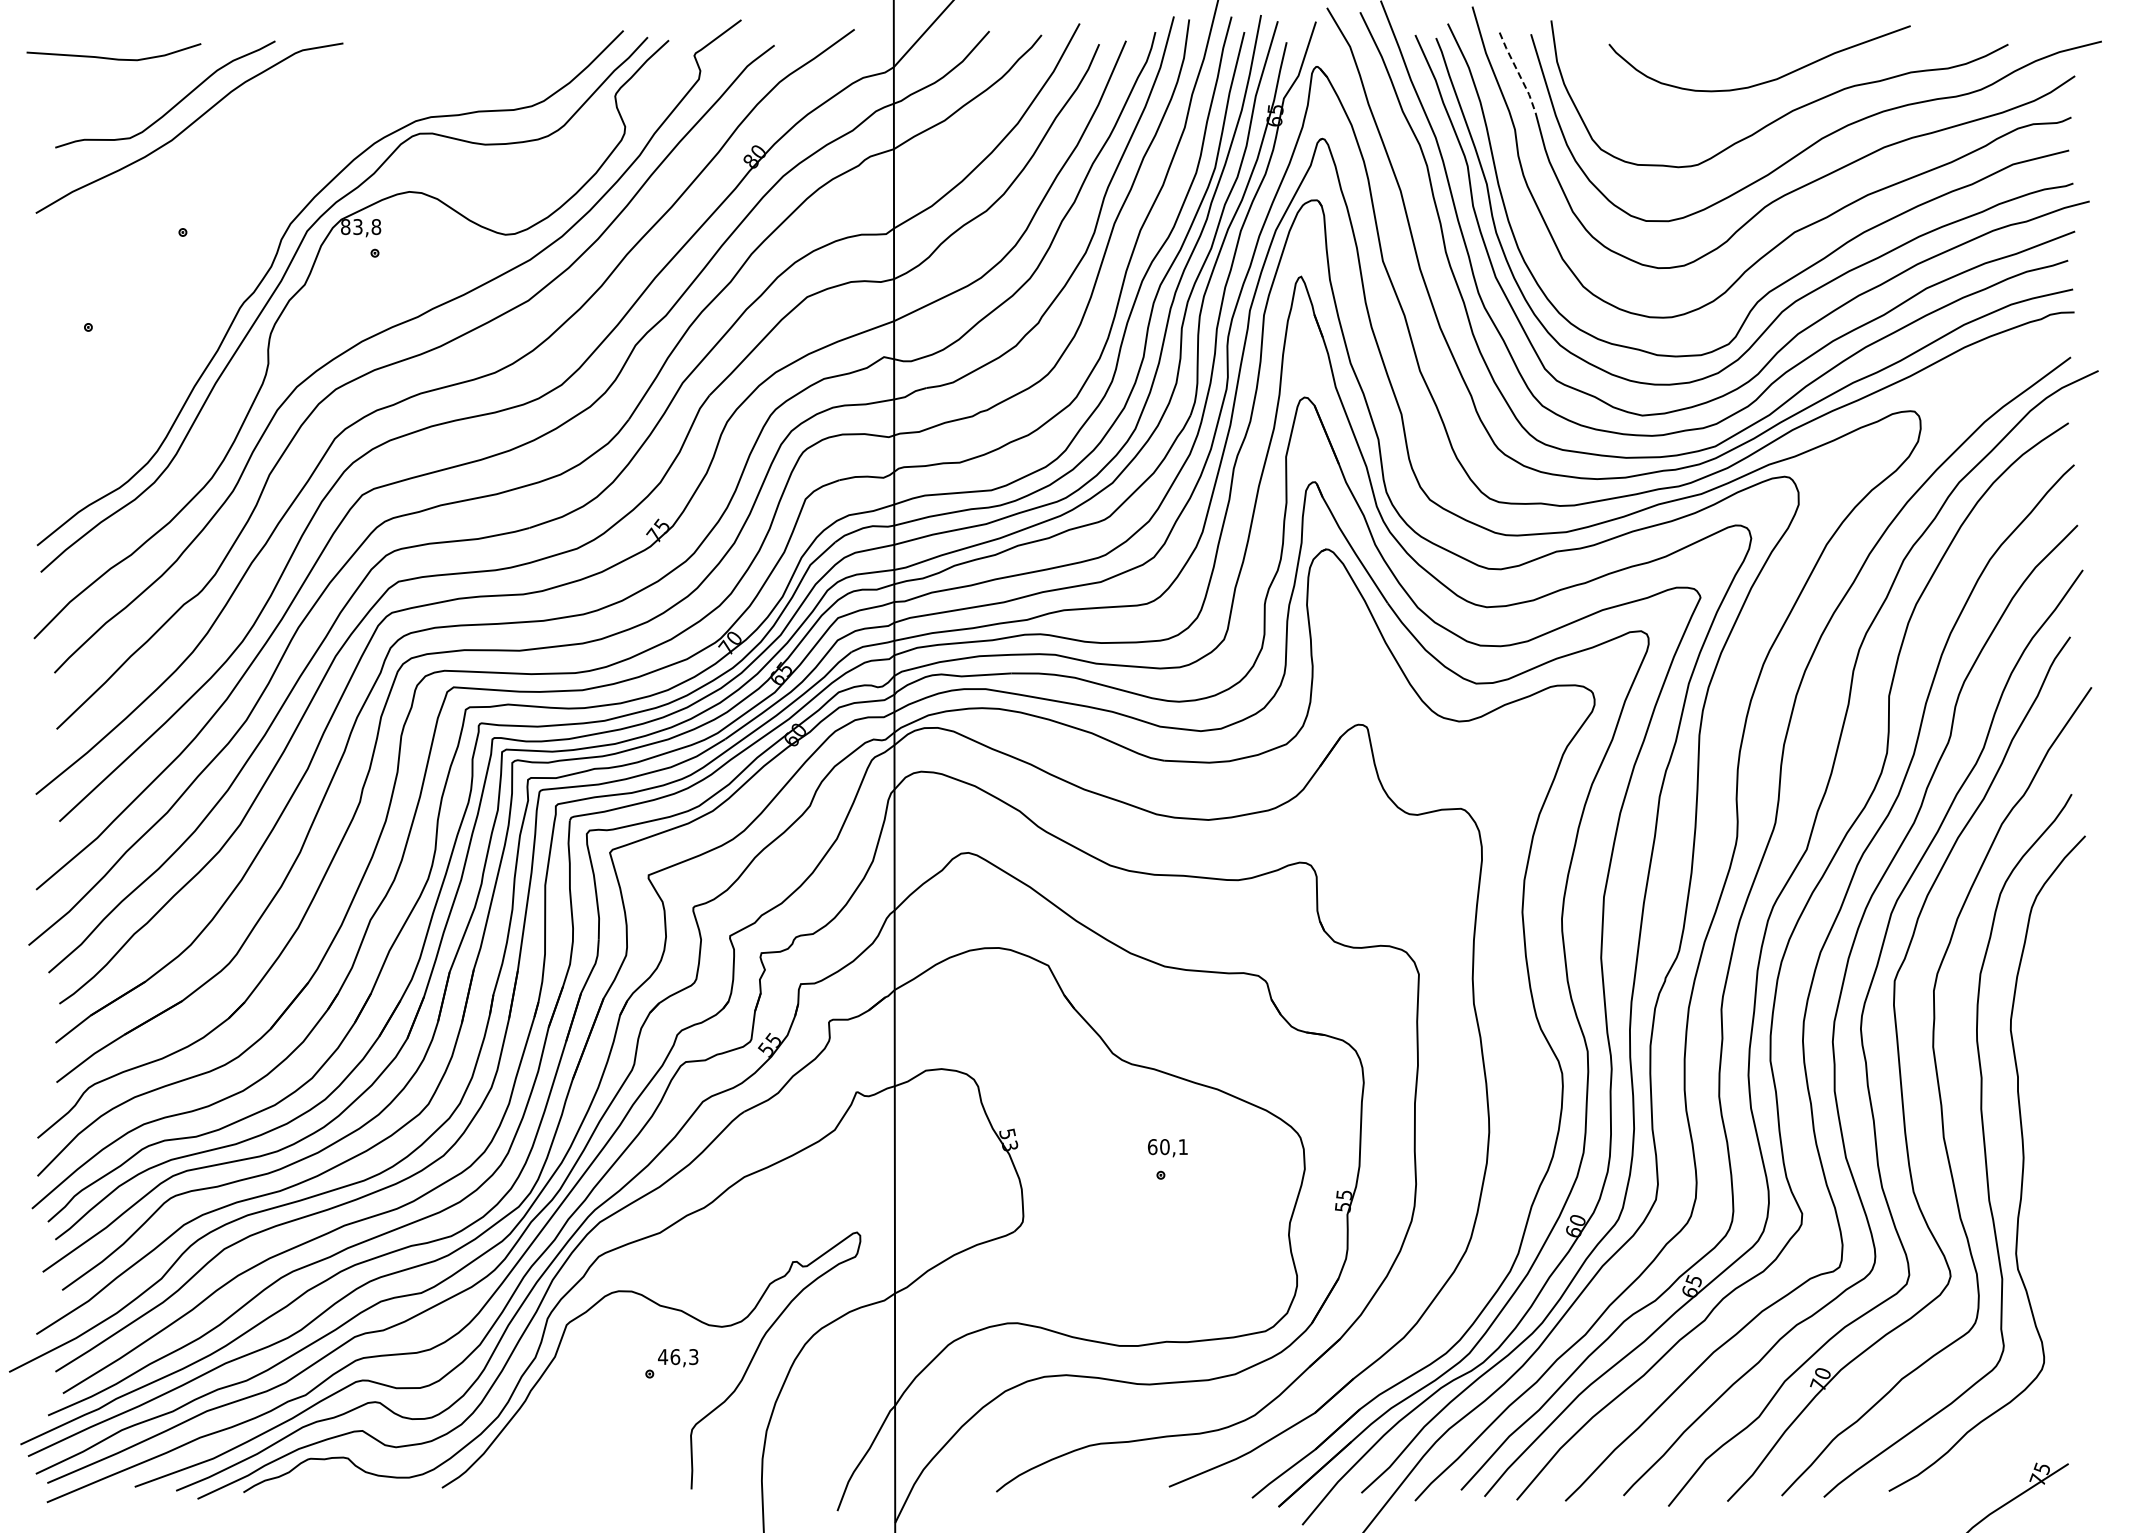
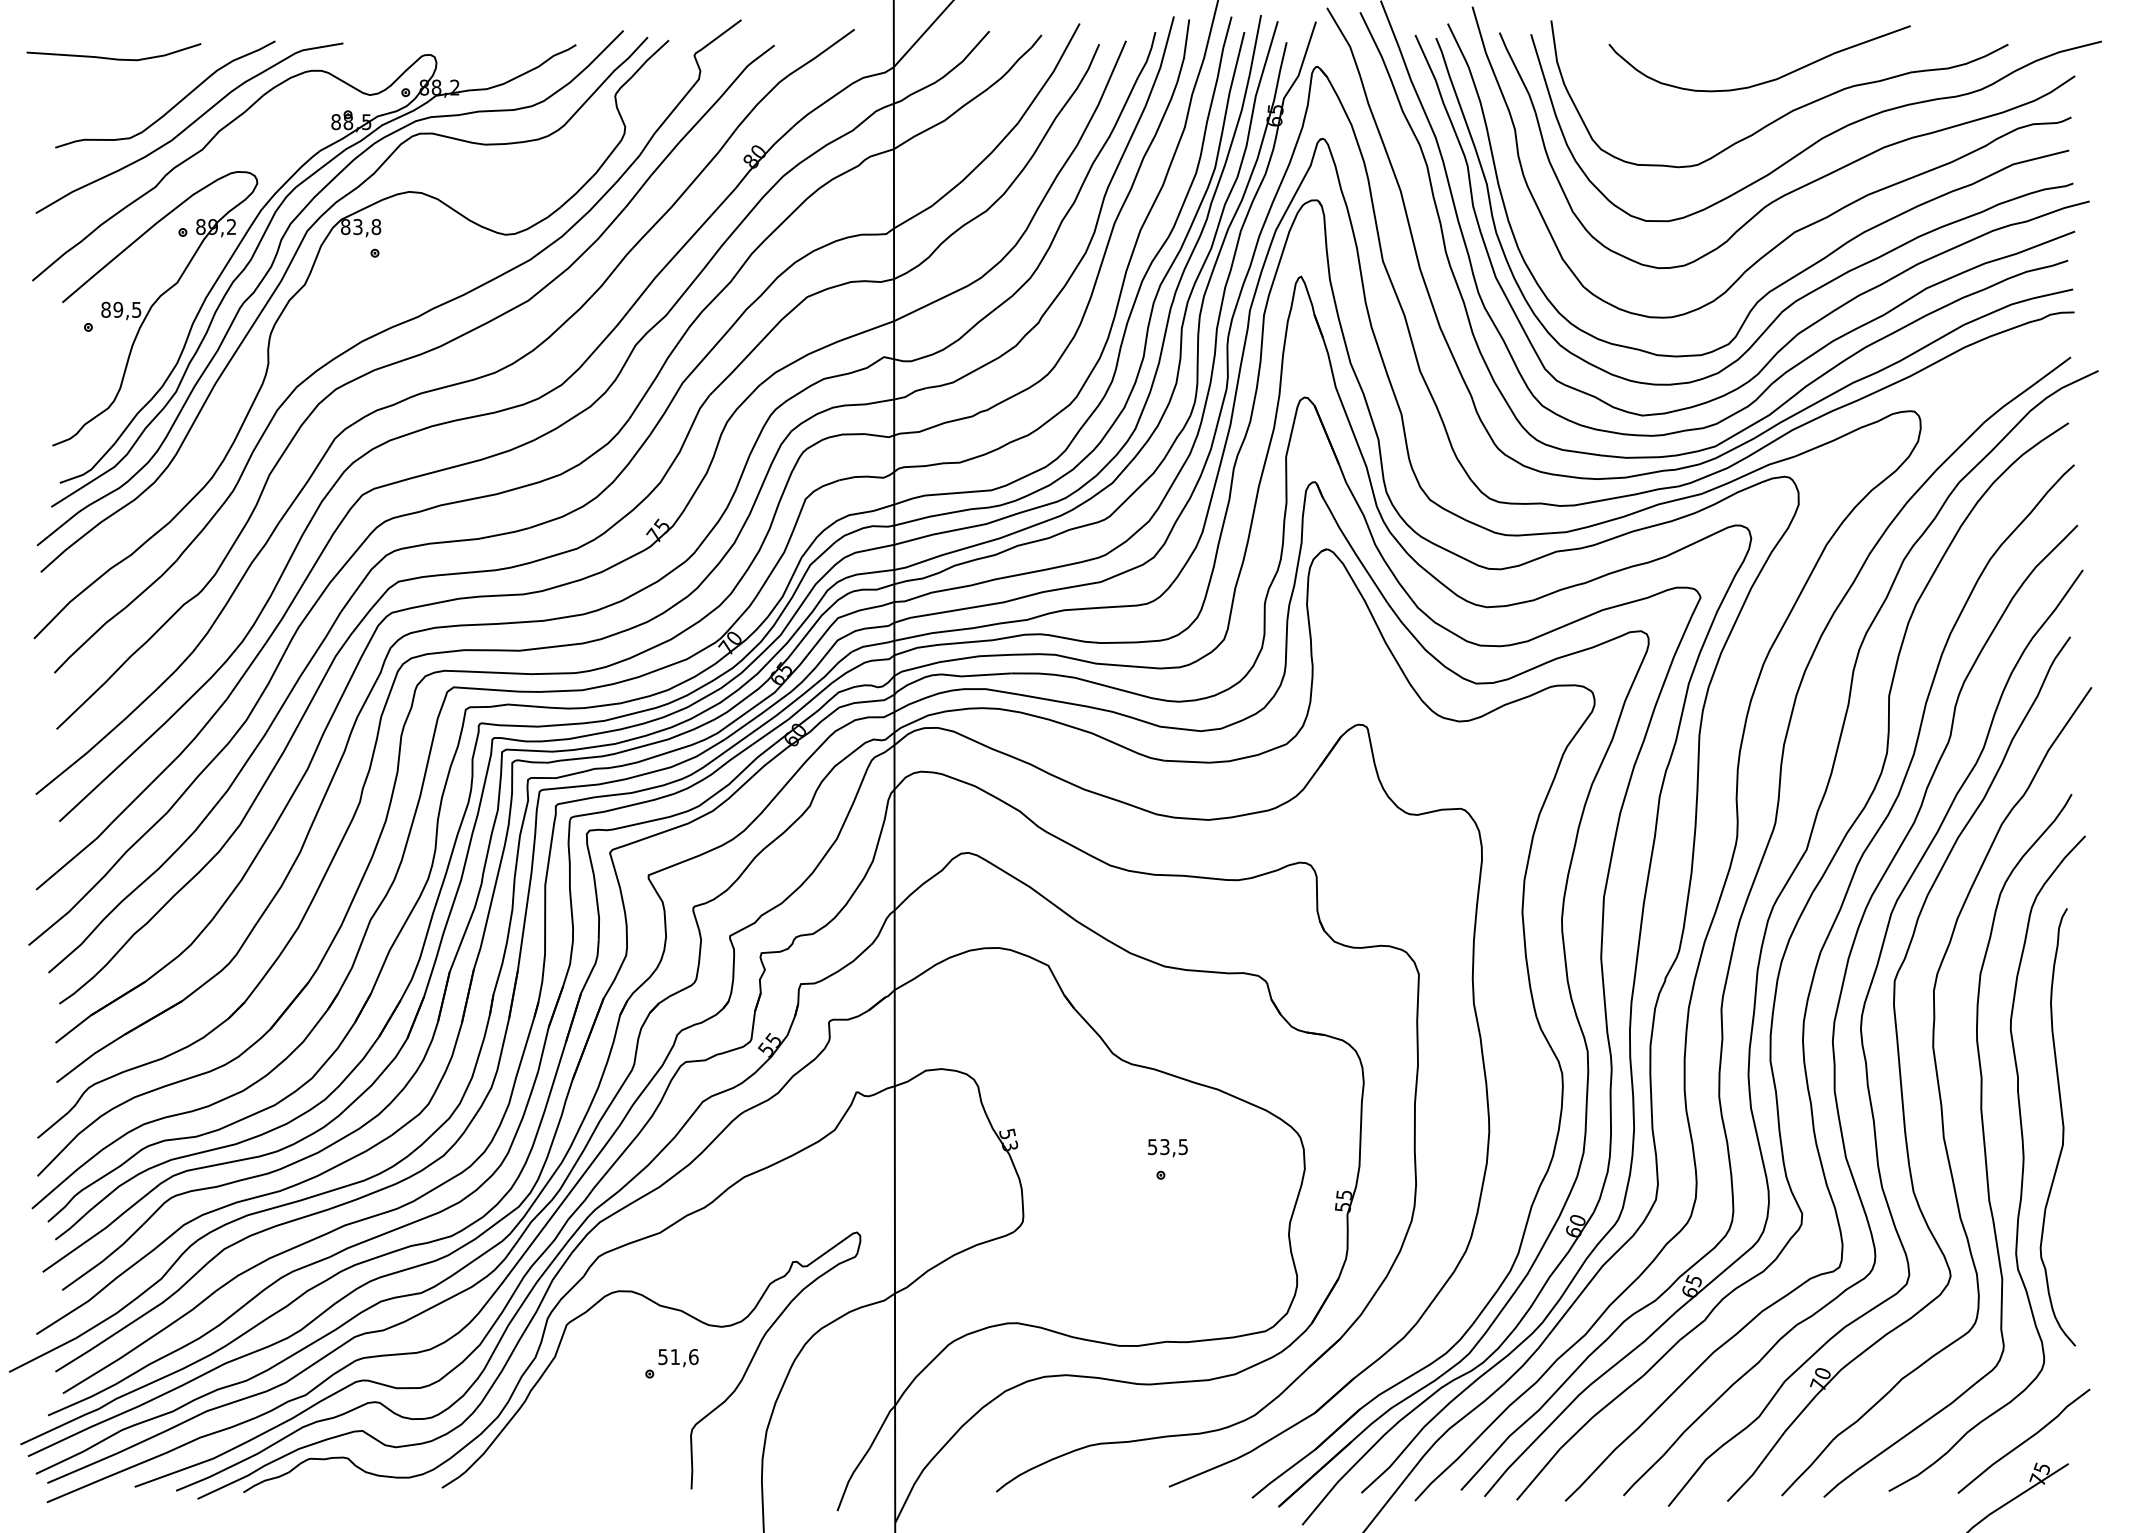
line: dashed -> solid (1518, 72)
part: none -> present (256, 251)
curve: none -> present (2062, 1127)
text: 60,1 -> 53,5 (1167, 1147)
text: 46,3 -> 51,6 (678, 1357)
curve: none -> present (2024, 1440)
